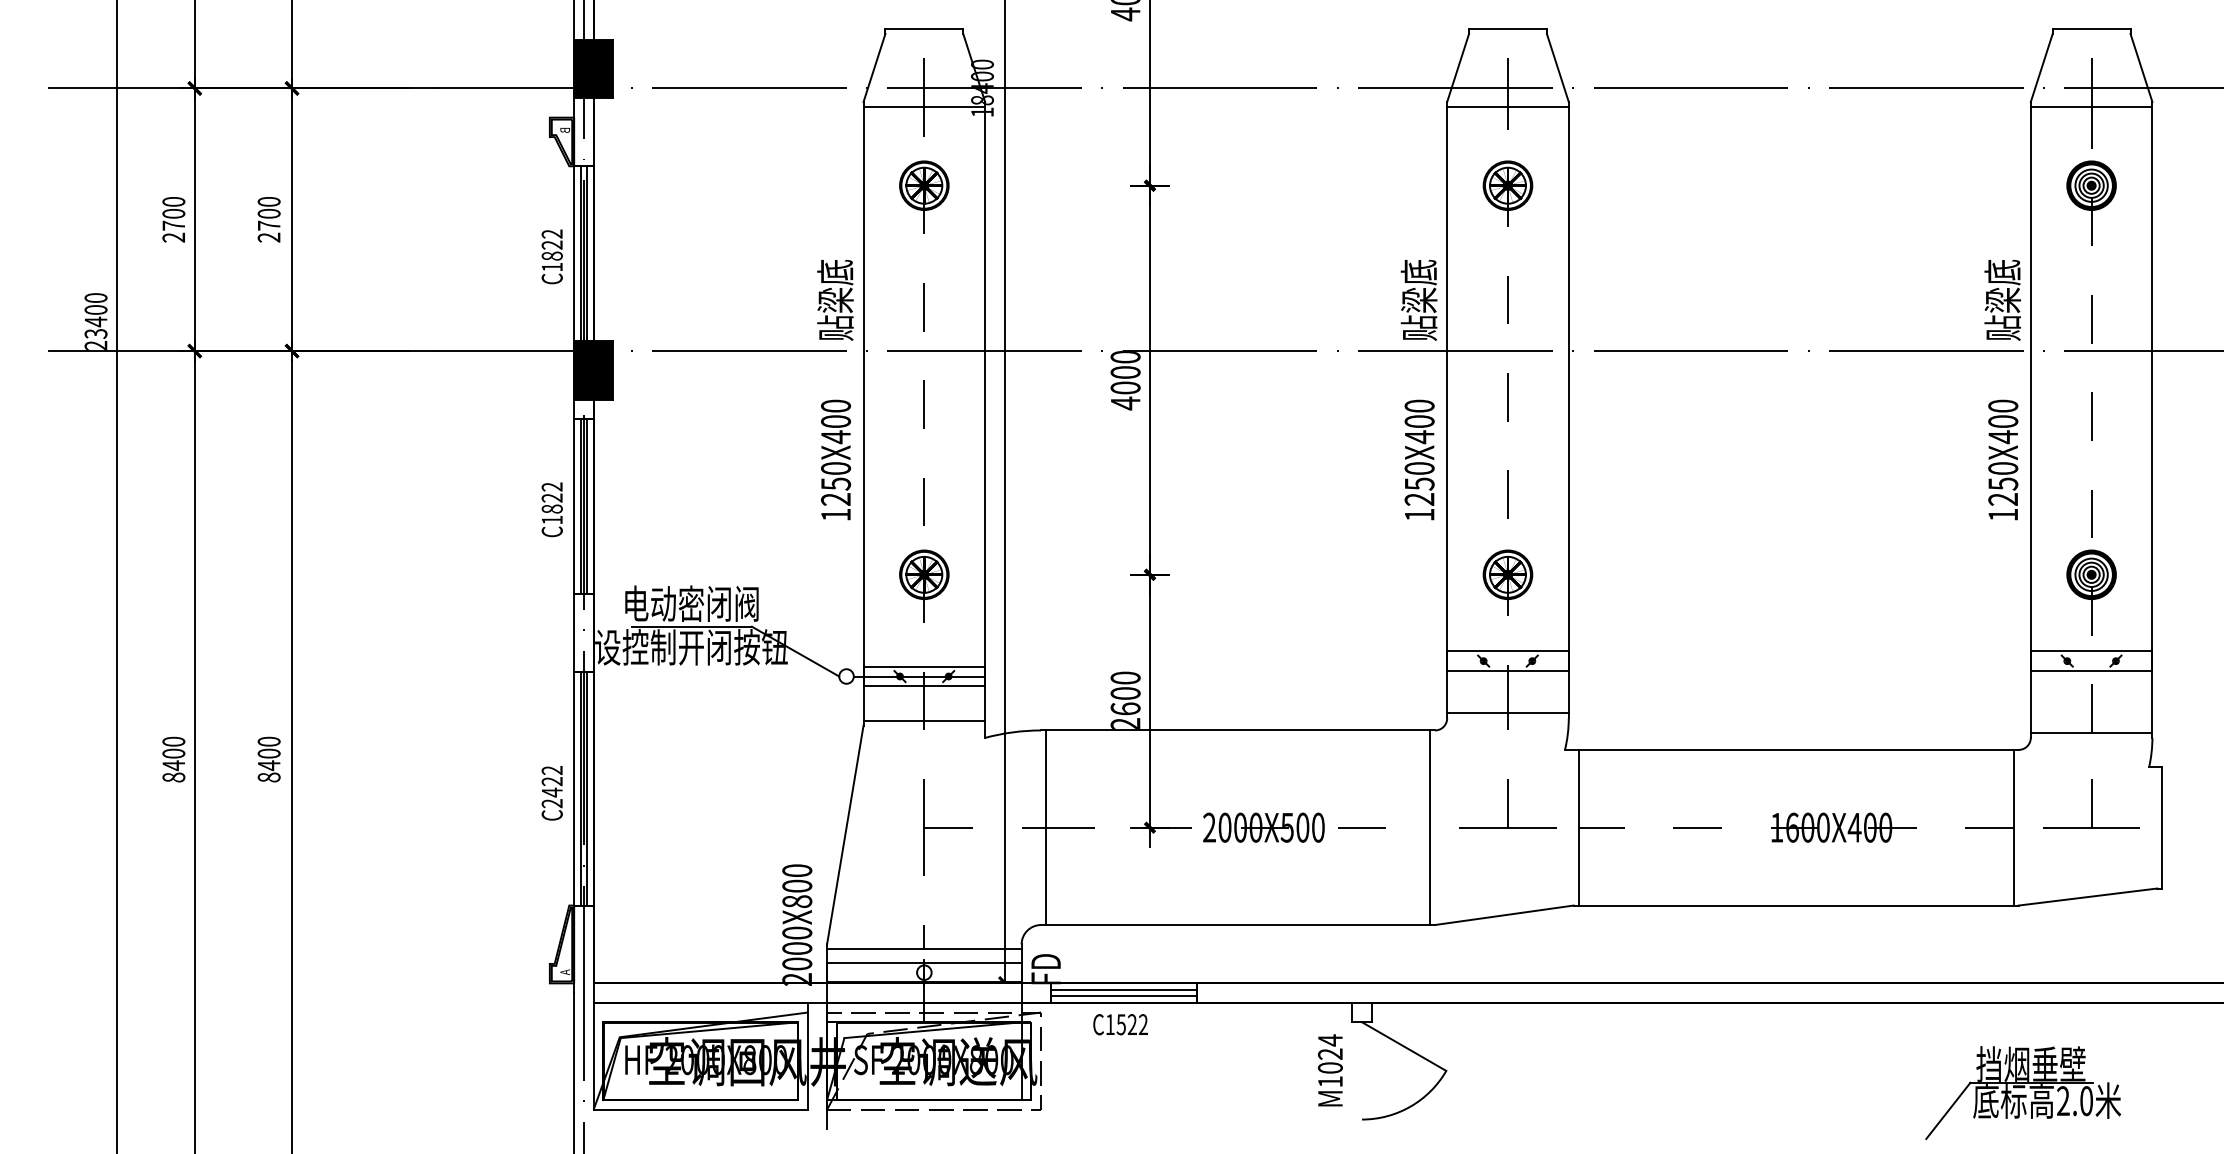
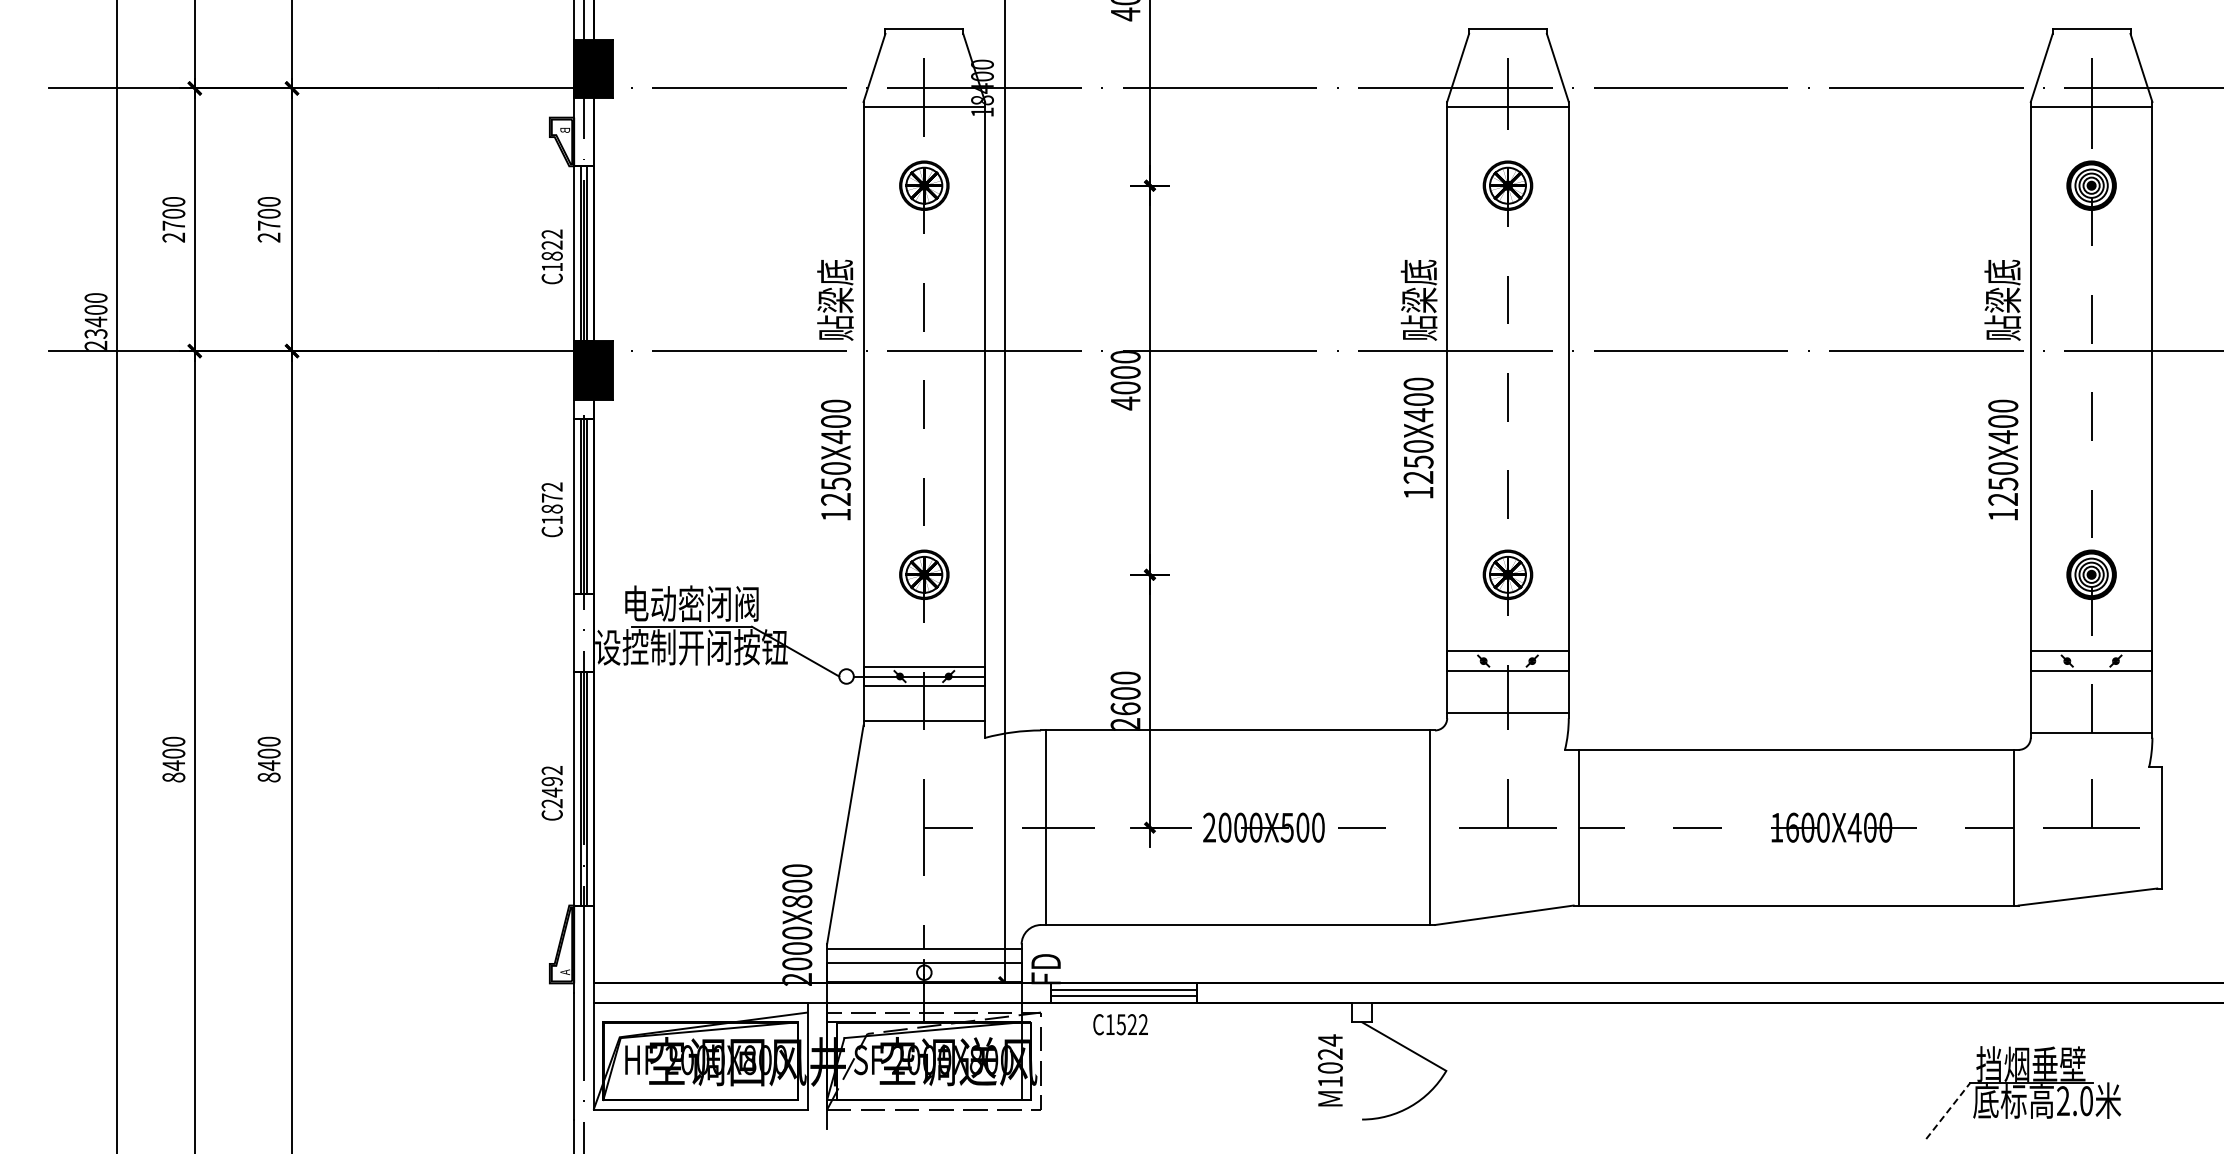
text position: (1419, 459) -> (1418, 437) (1418, 437)
text: C1822 -> C1872 (551, 497)
text: C2422 -> C2492 (552, 781)
line: solid -> dashed (1948, 1110)
